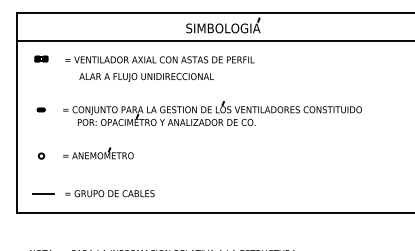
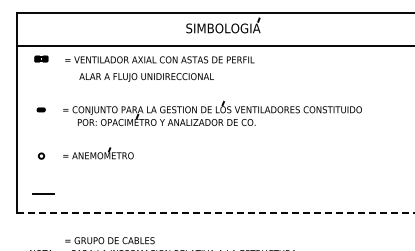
line position: (213, 41) -> (213, 46) (213, 46)
text position: (109, 193) -> (109, 240) (109, 240)
line: solid -> dashed (215, 212)
